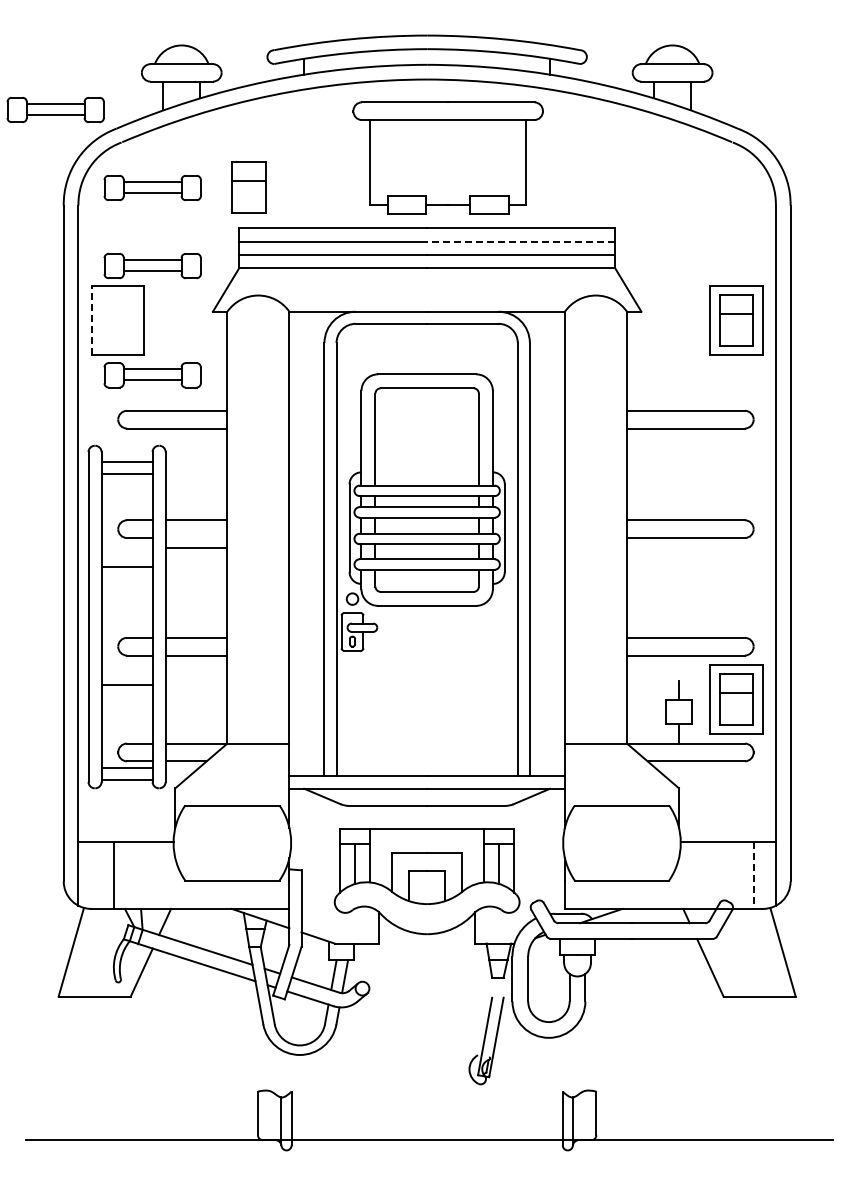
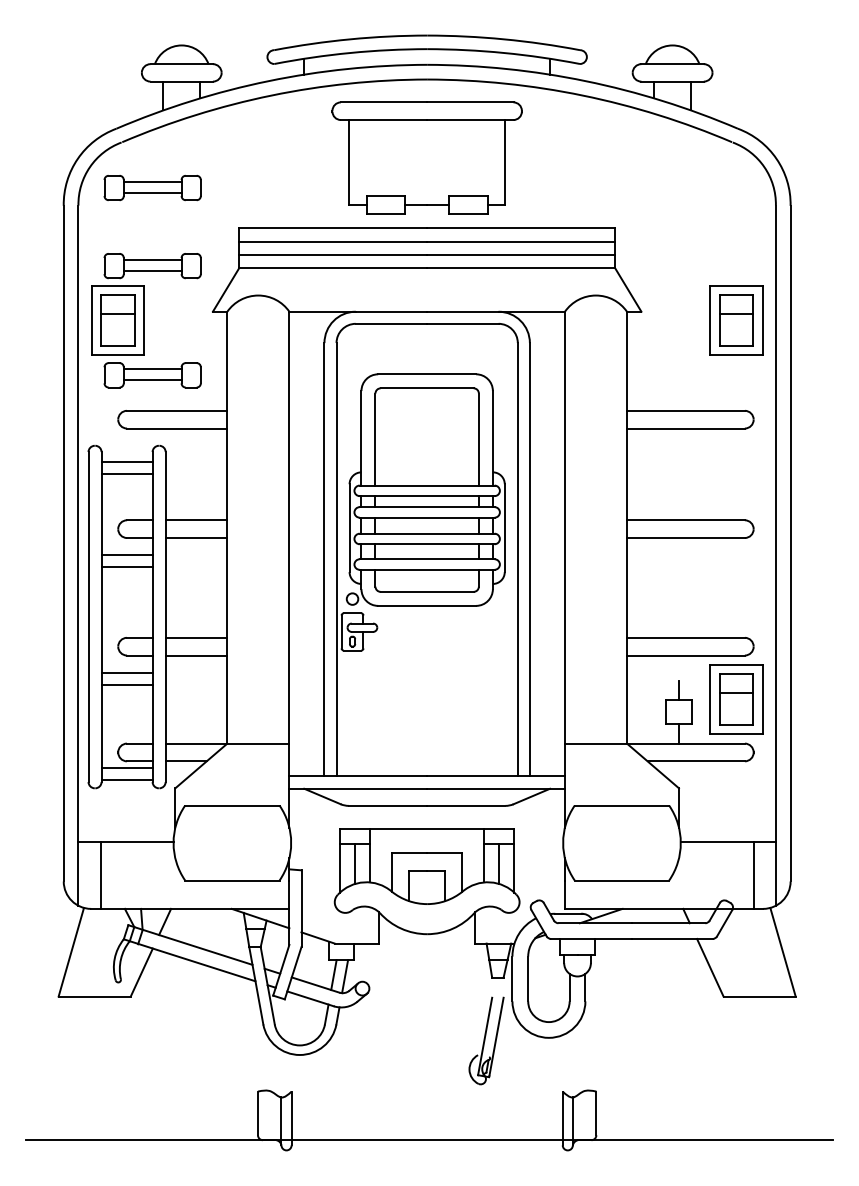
part: present -> none (55, 110)
part position: (447, 157) -> (426, 157) (426, 157)
part position: (248, 187) -> (117, 320) (117, 320)
line: dashed -> solid (521, 242)
line: dashed -> solid (91, 320)
line position: (196, 548) -> (196, 538) (196, 538)
line: none -> present (126, 555)
line: none -> present (126, 673)
line position: (113, 874) -> (100, 874) (100, 874)
line: dashed -> solid (753, 875)
